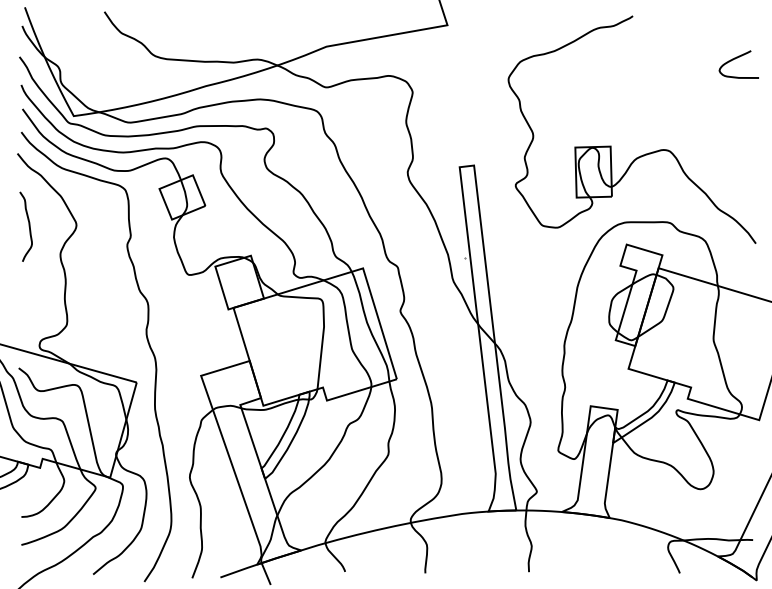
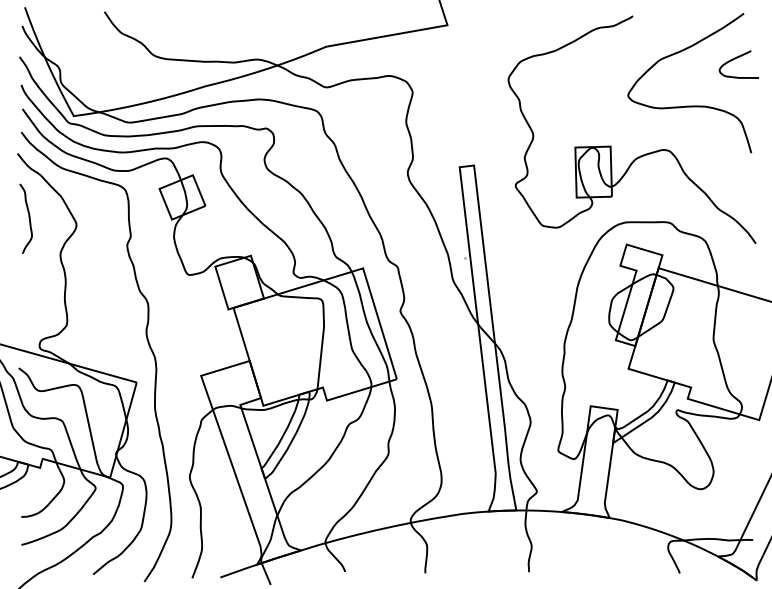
curve: none -> present (689, 105)
curve position: (28, 226) -> (28, 218) (28, 218)
